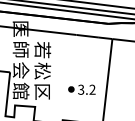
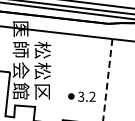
text: 若 -> 松 (42, 49)
line: solid -> dashed (107, 79)
part position: (81, 89) -> (81, 96) (81, 96)
